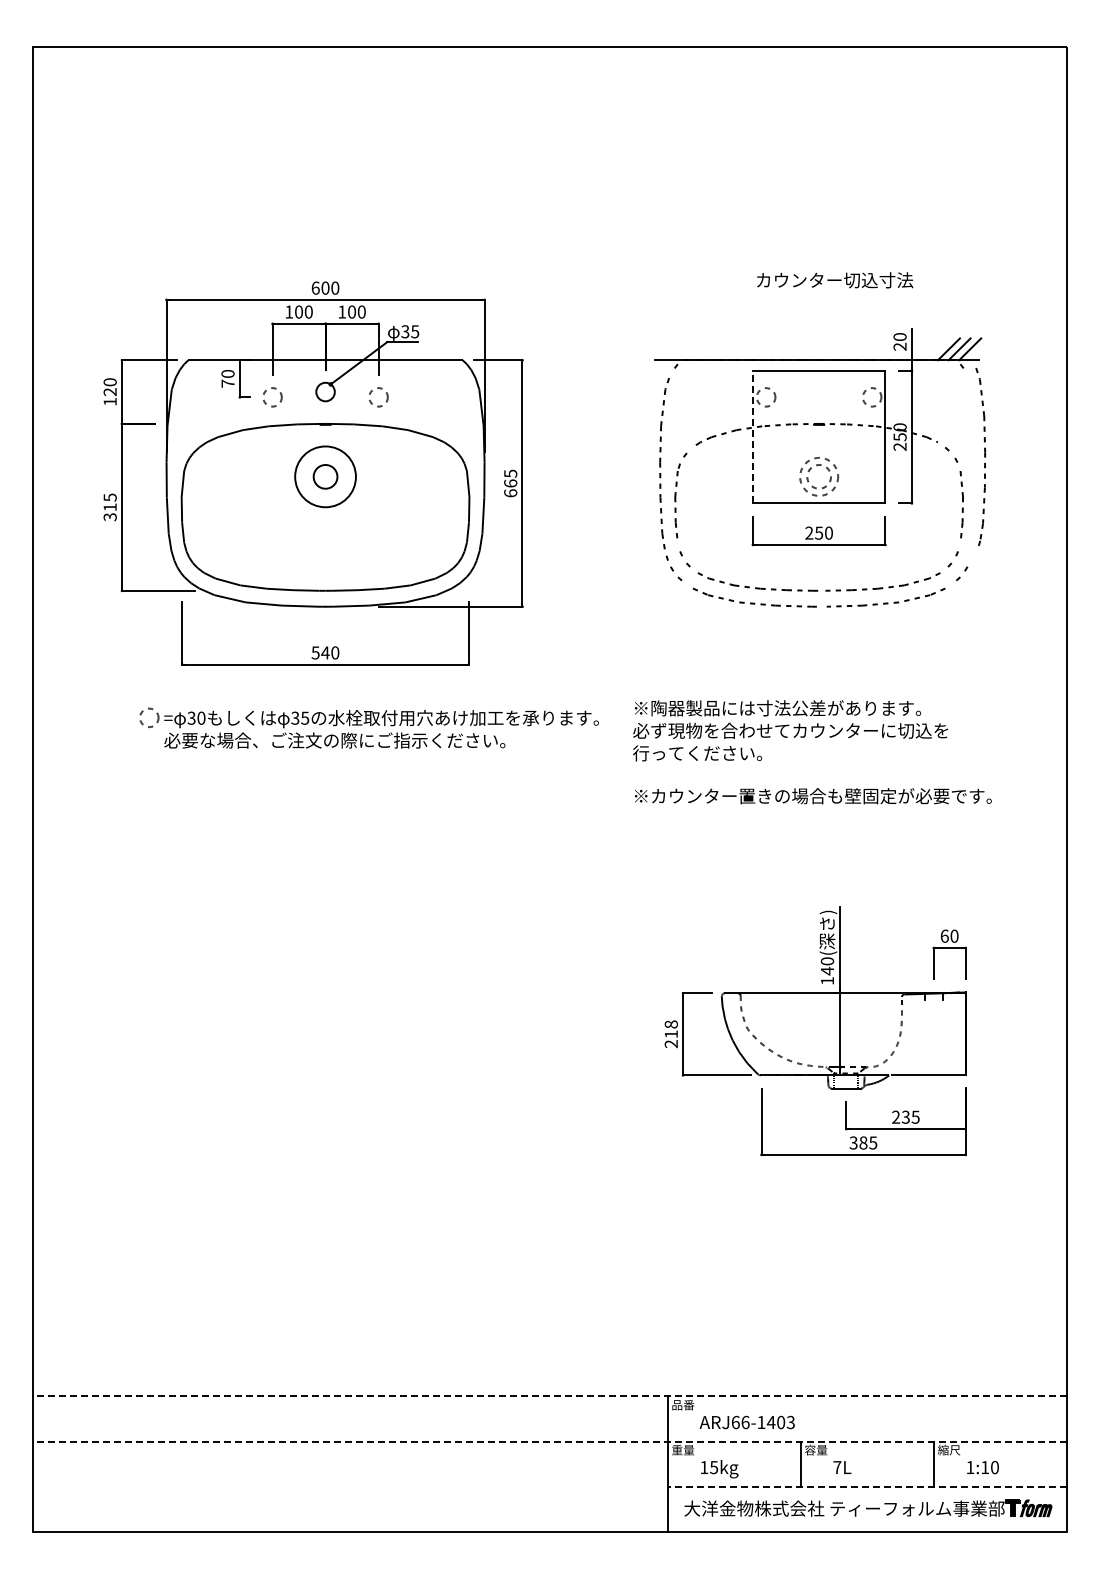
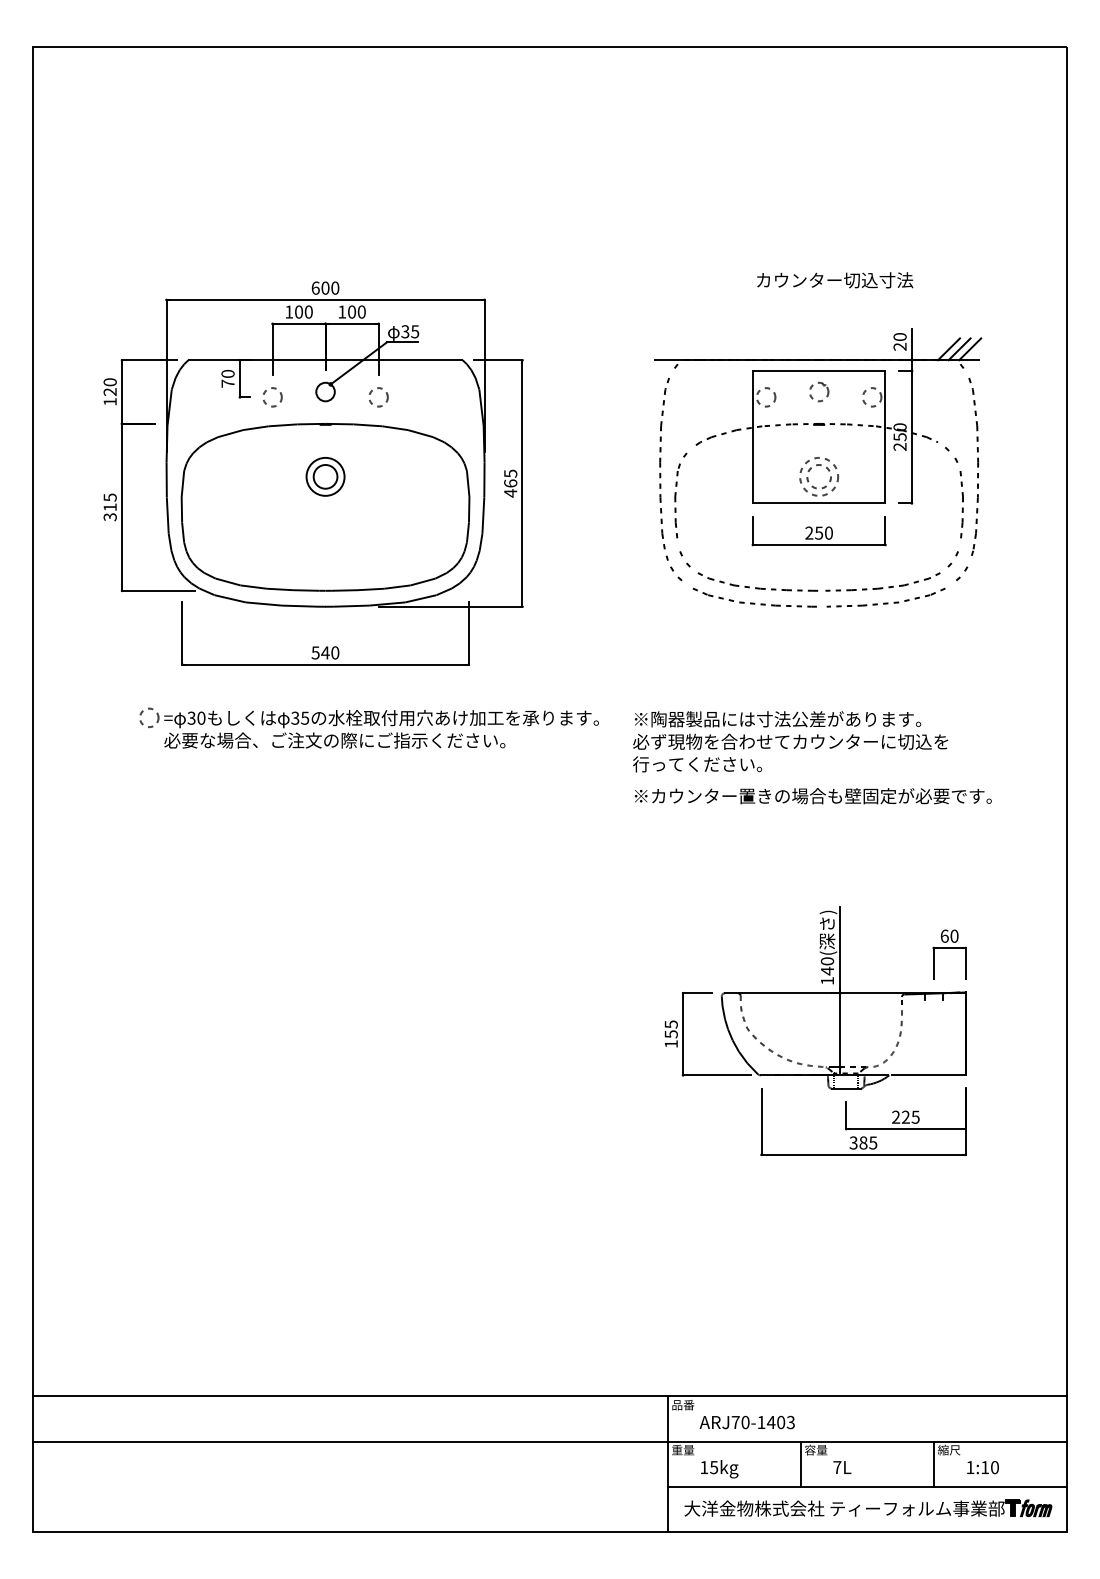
part: none -> present (823, 386)
line: dashed -> solid (752, 436)
part position: (980, 456) -> (973, 466) (973, 466)
circle diameter: 61 px -> 38 px (325, 476)
text: 665 -> 465 (510, 493)
text position: (790, 730) -> (790, 741) (790, 741)
text: 218 -> 155 (670, 1034)
text: 235 -> 225 (905, 1117)
line: dashed -> solid (549, 1396)
text: ARJ66-1403 -> ARJ70-1403 (740, 1422)
line: dashed -> solid (549, 1441)
line: dashed -> solid (867, 1486)
